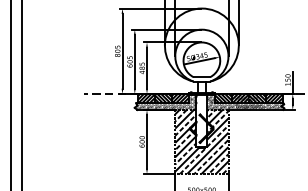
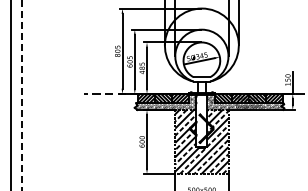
line: solid -> dashed (21, 94)
